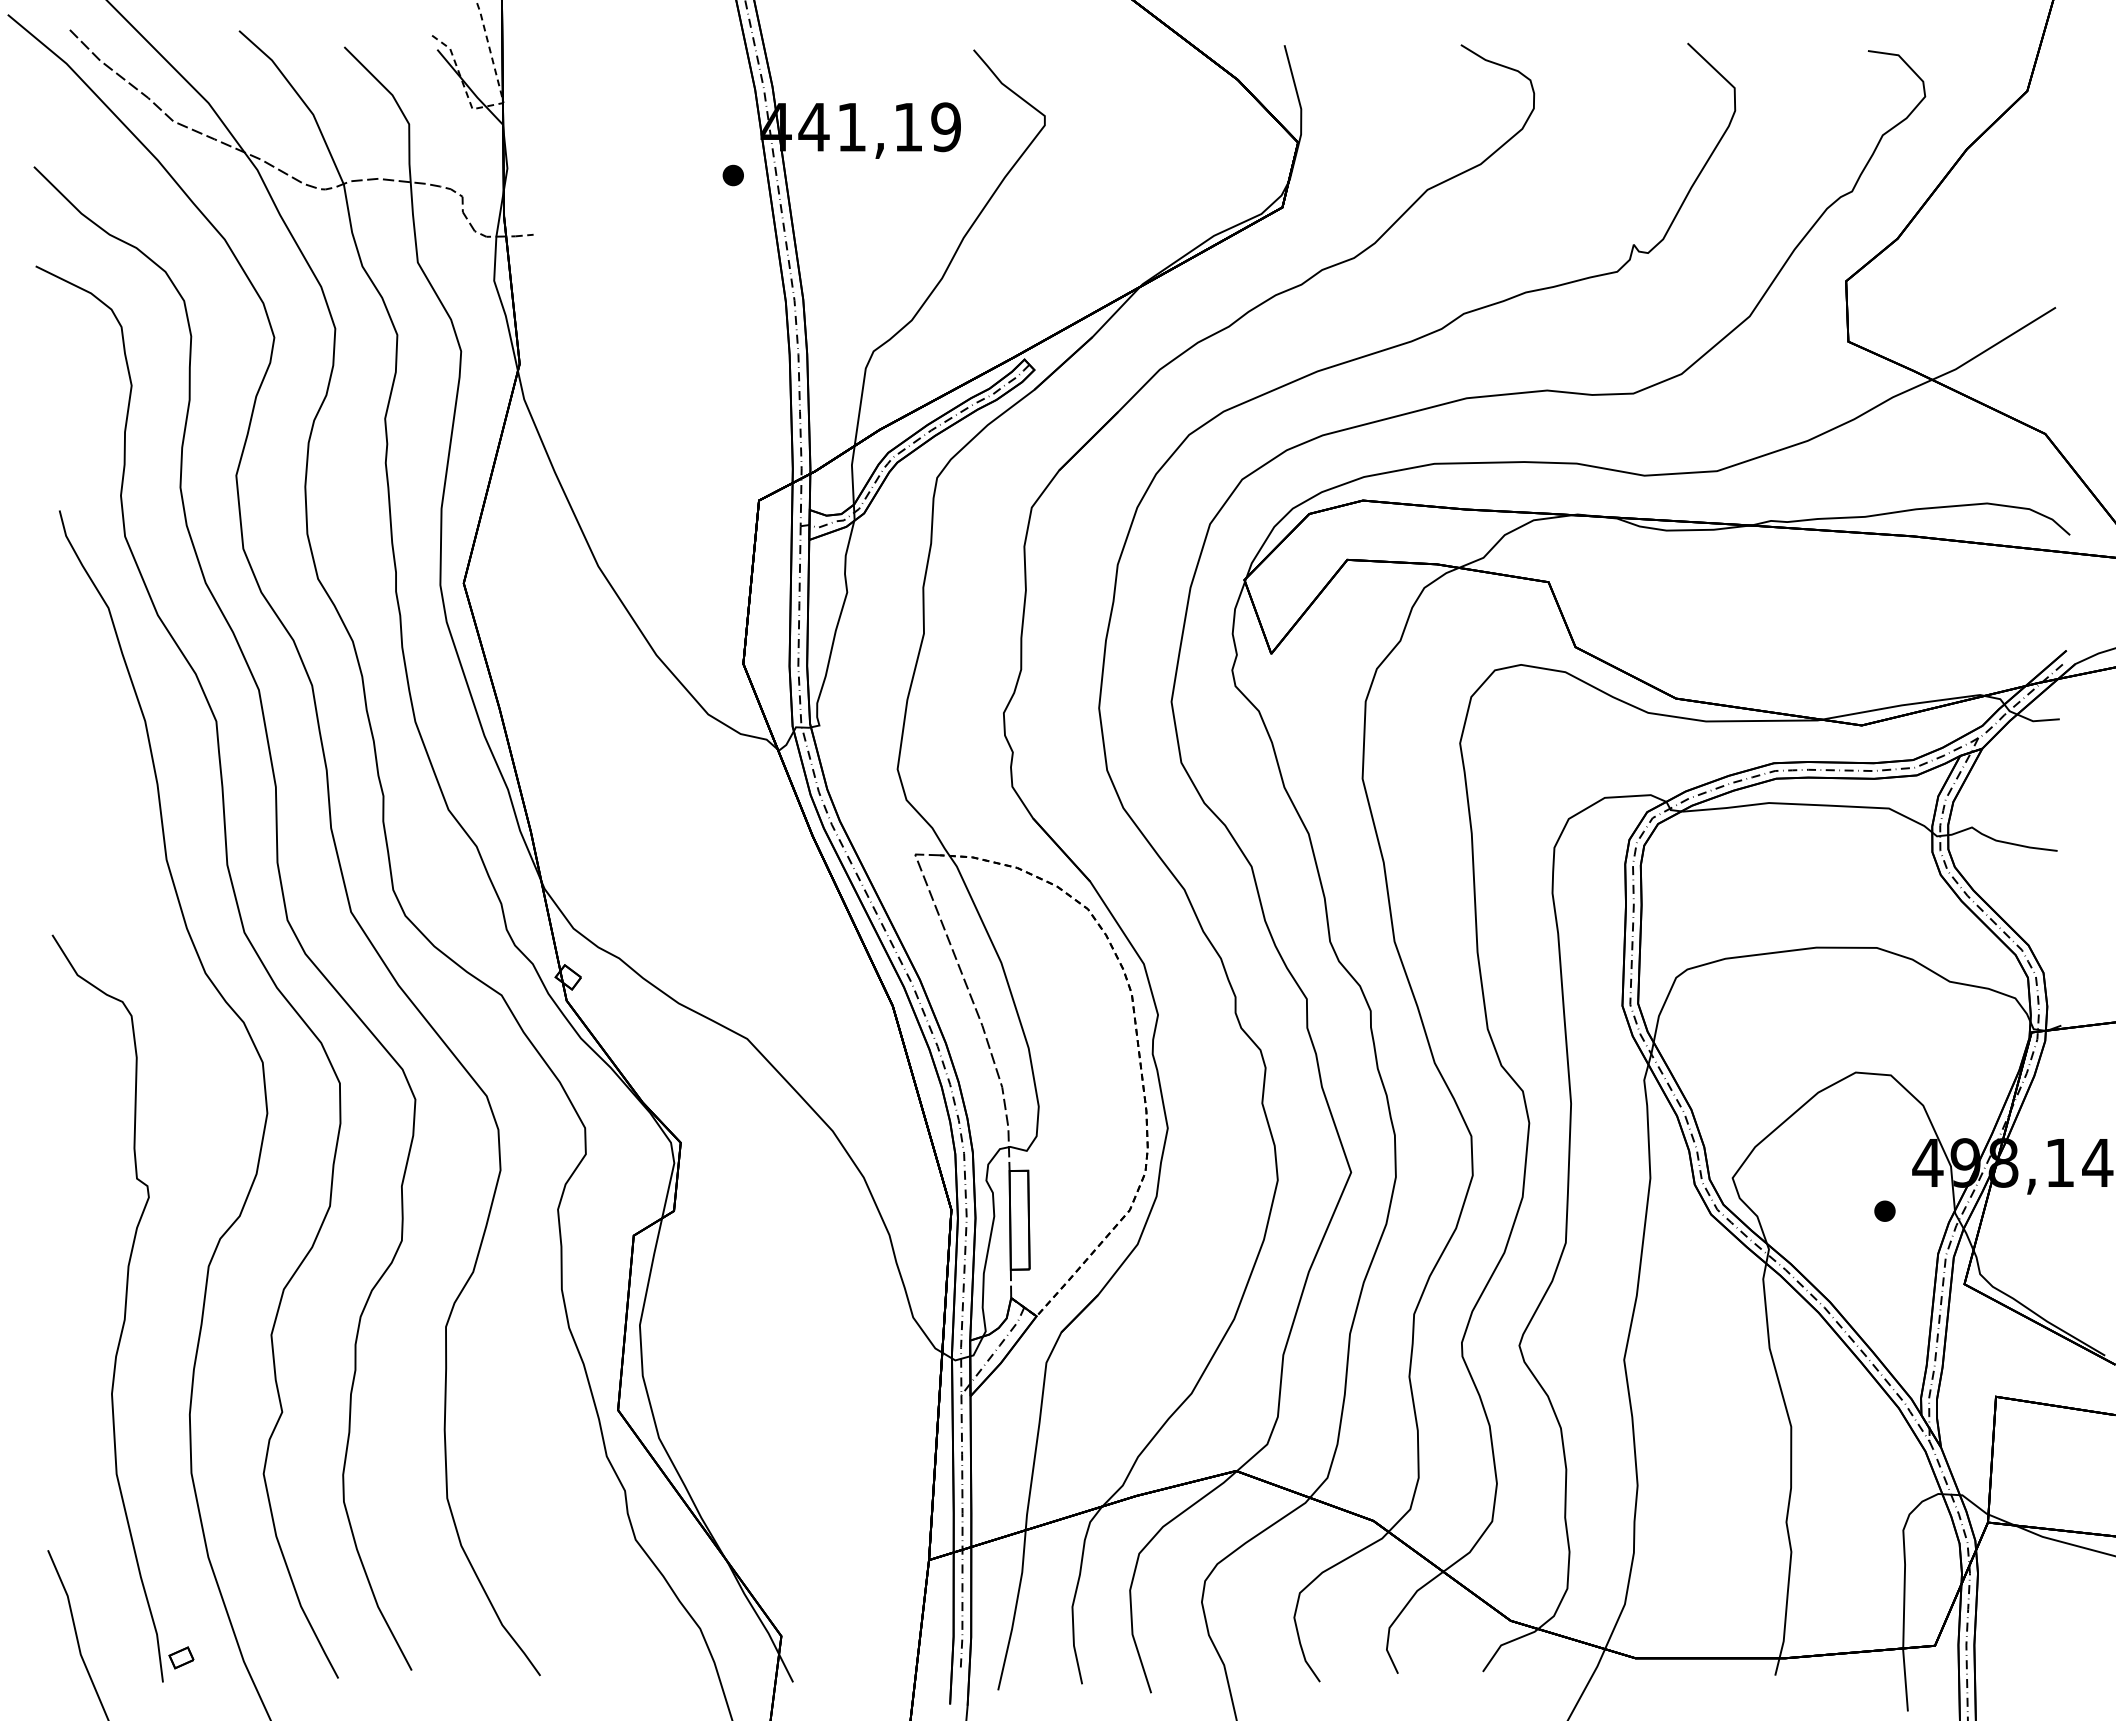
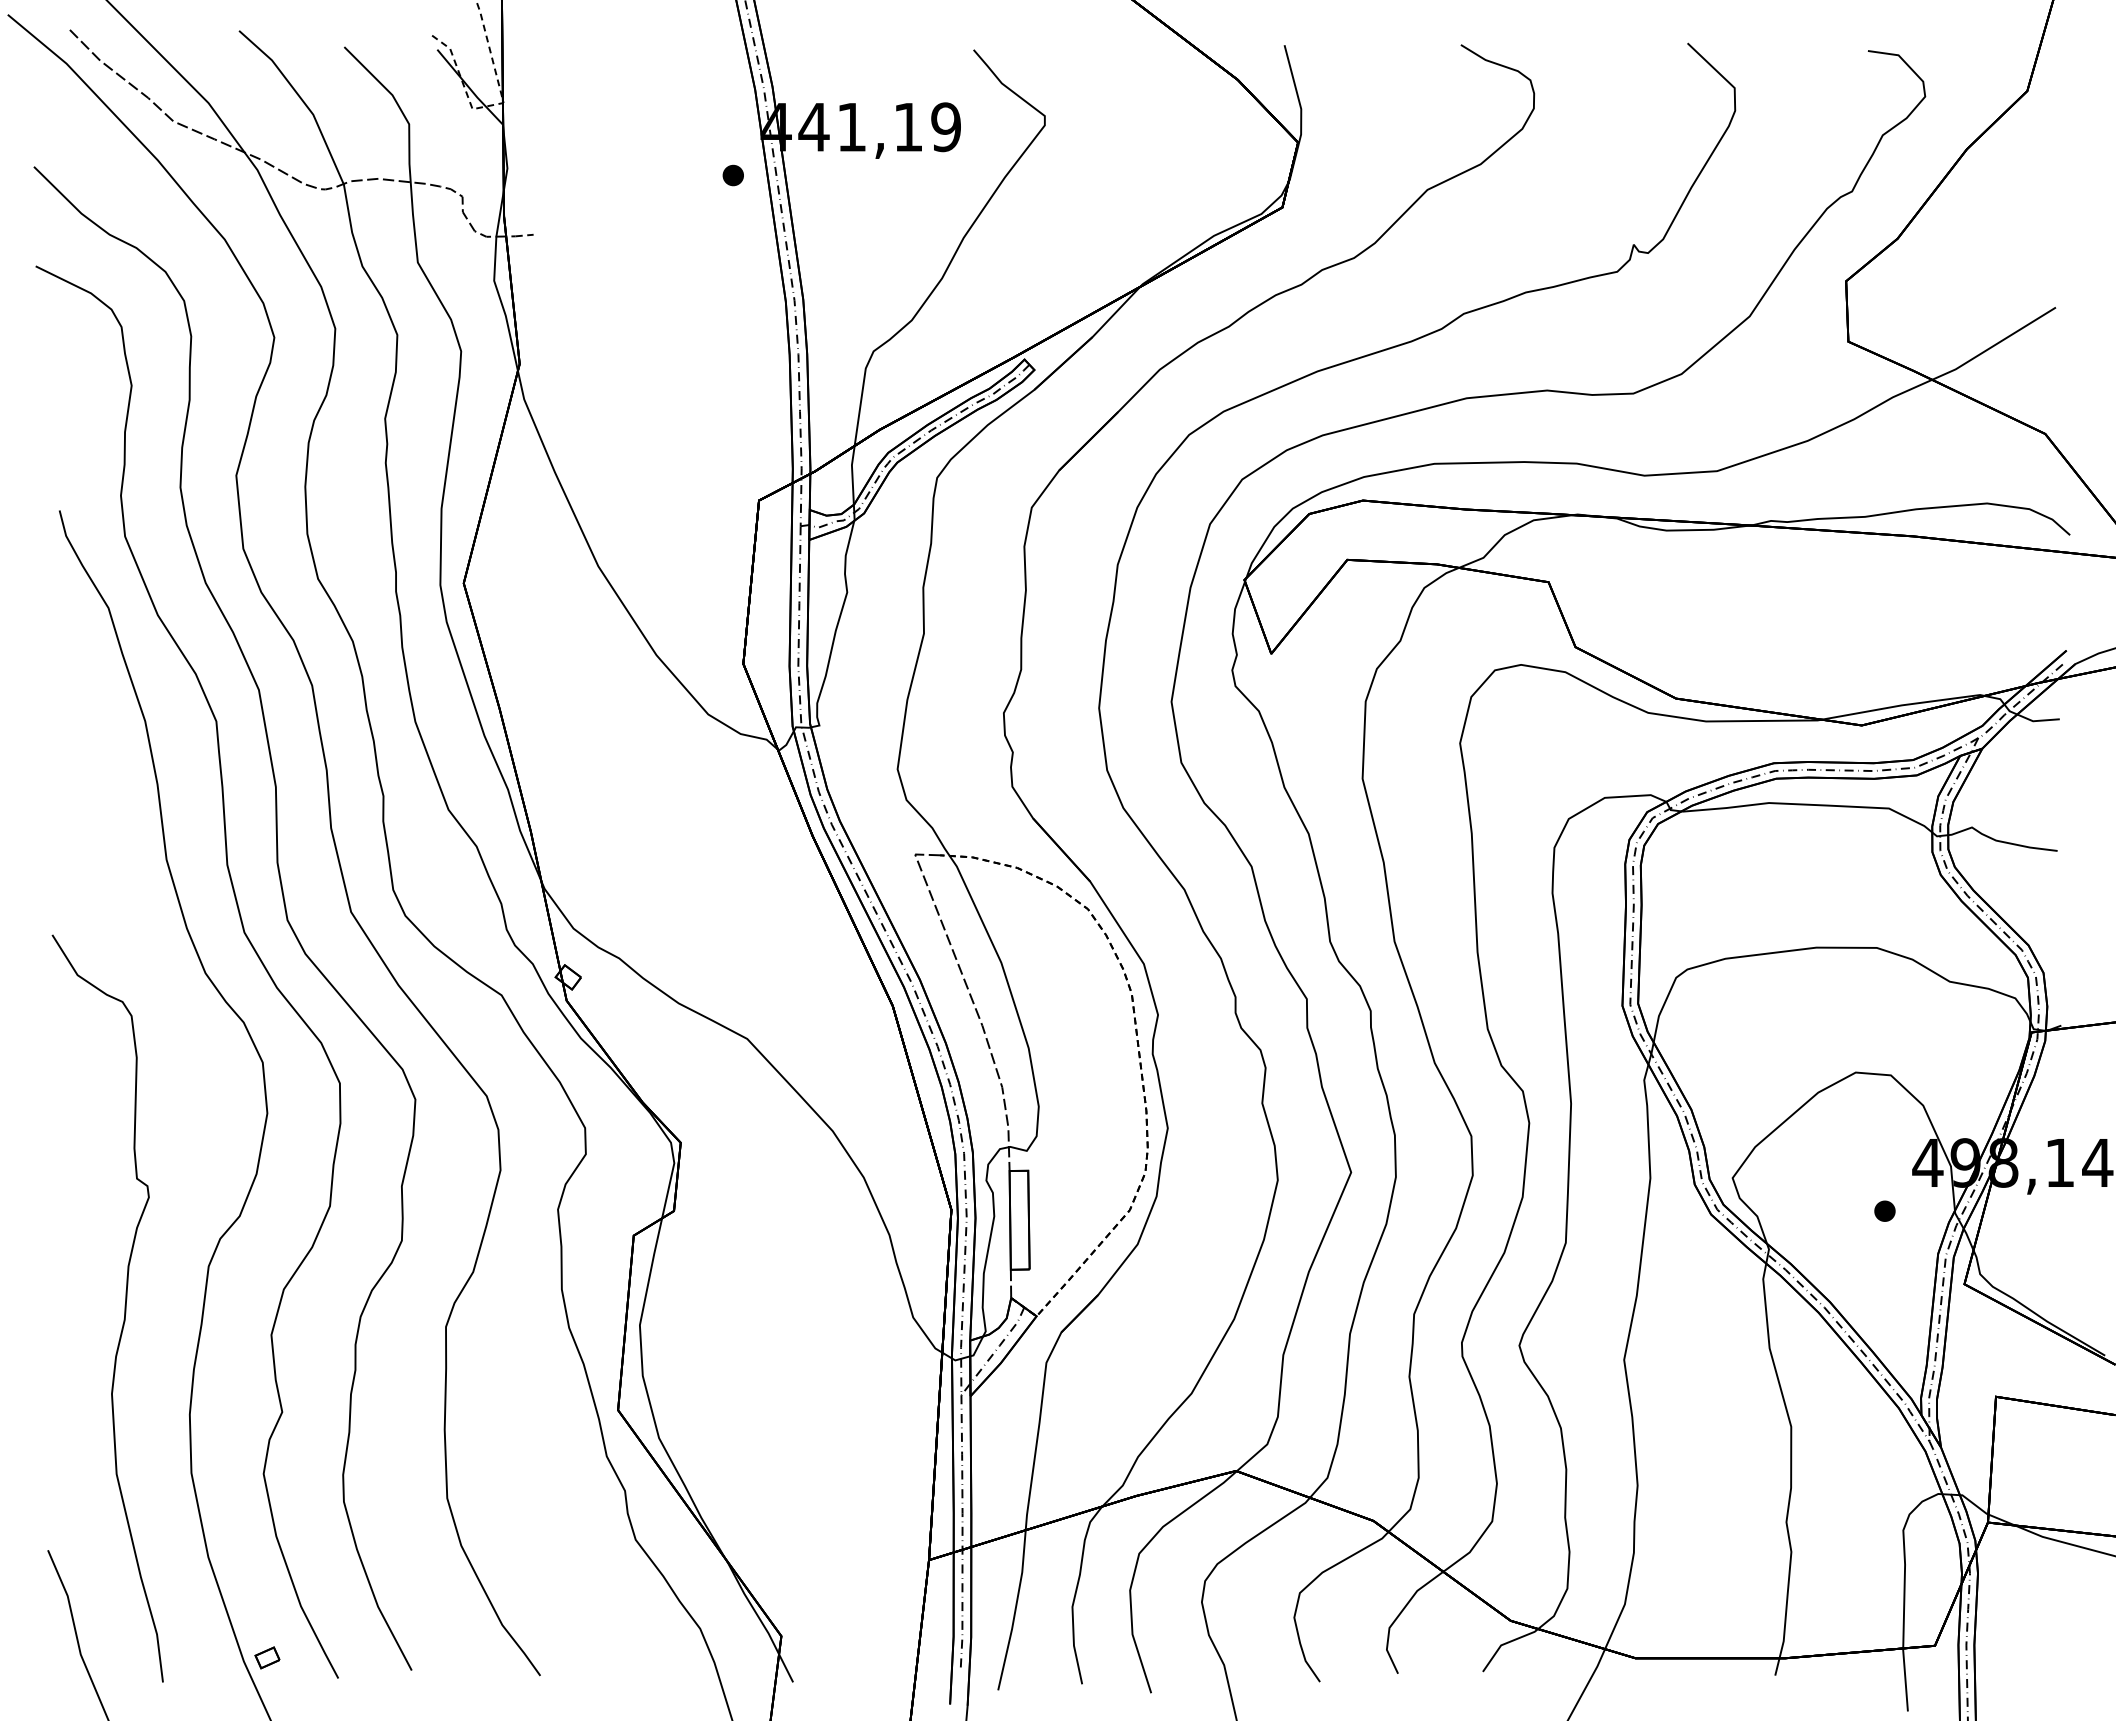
part position: (181, 1657) -> (267, 1657) (267, 1657)
